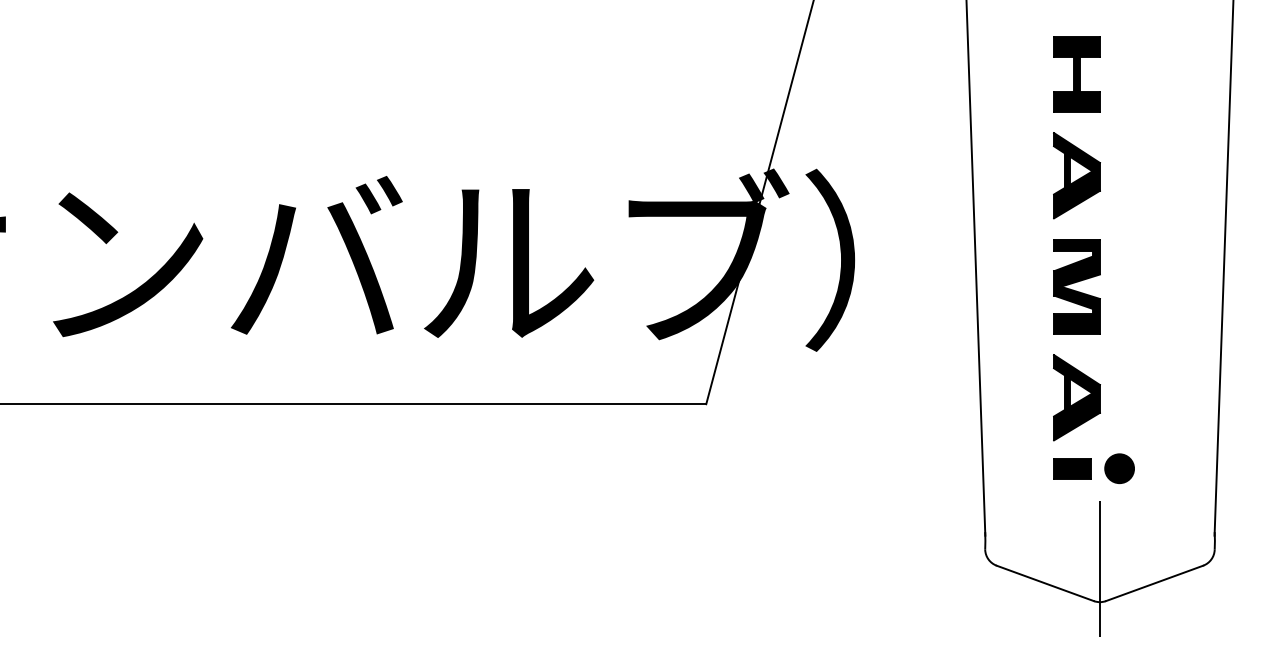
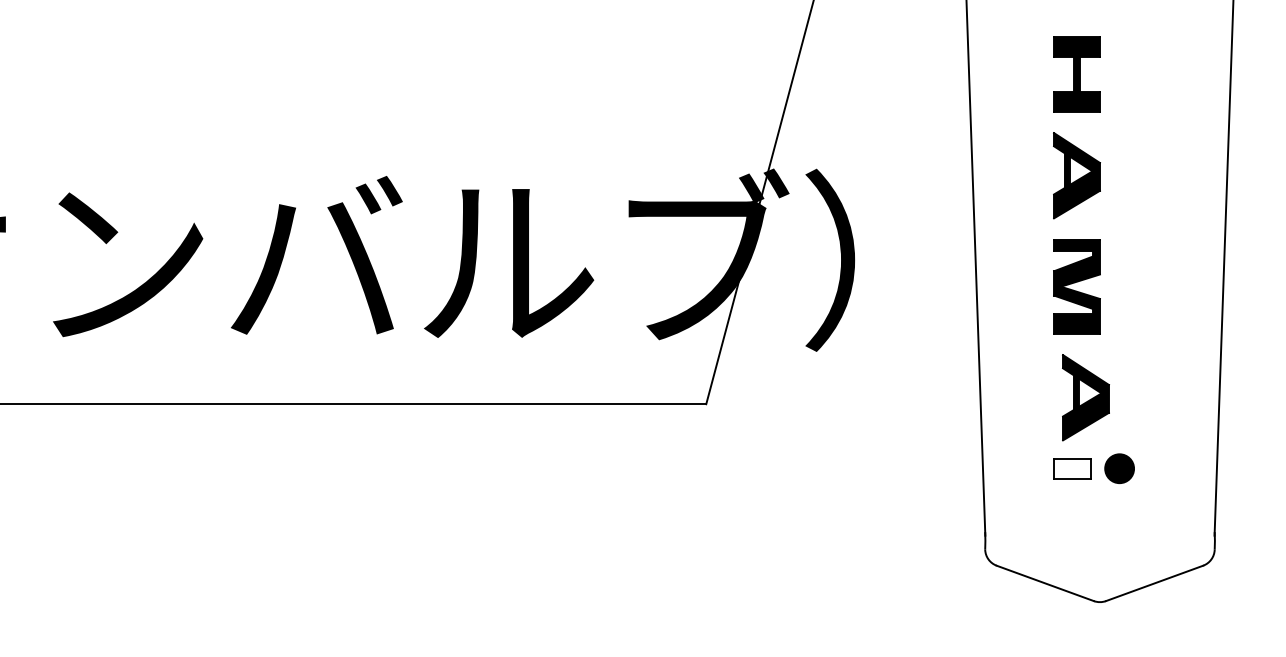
part position: (1076, 397) -> (1085, 397) (1085, 397)
fill: present -> none (1072, 468)
line: present -> none (1099, 568)
